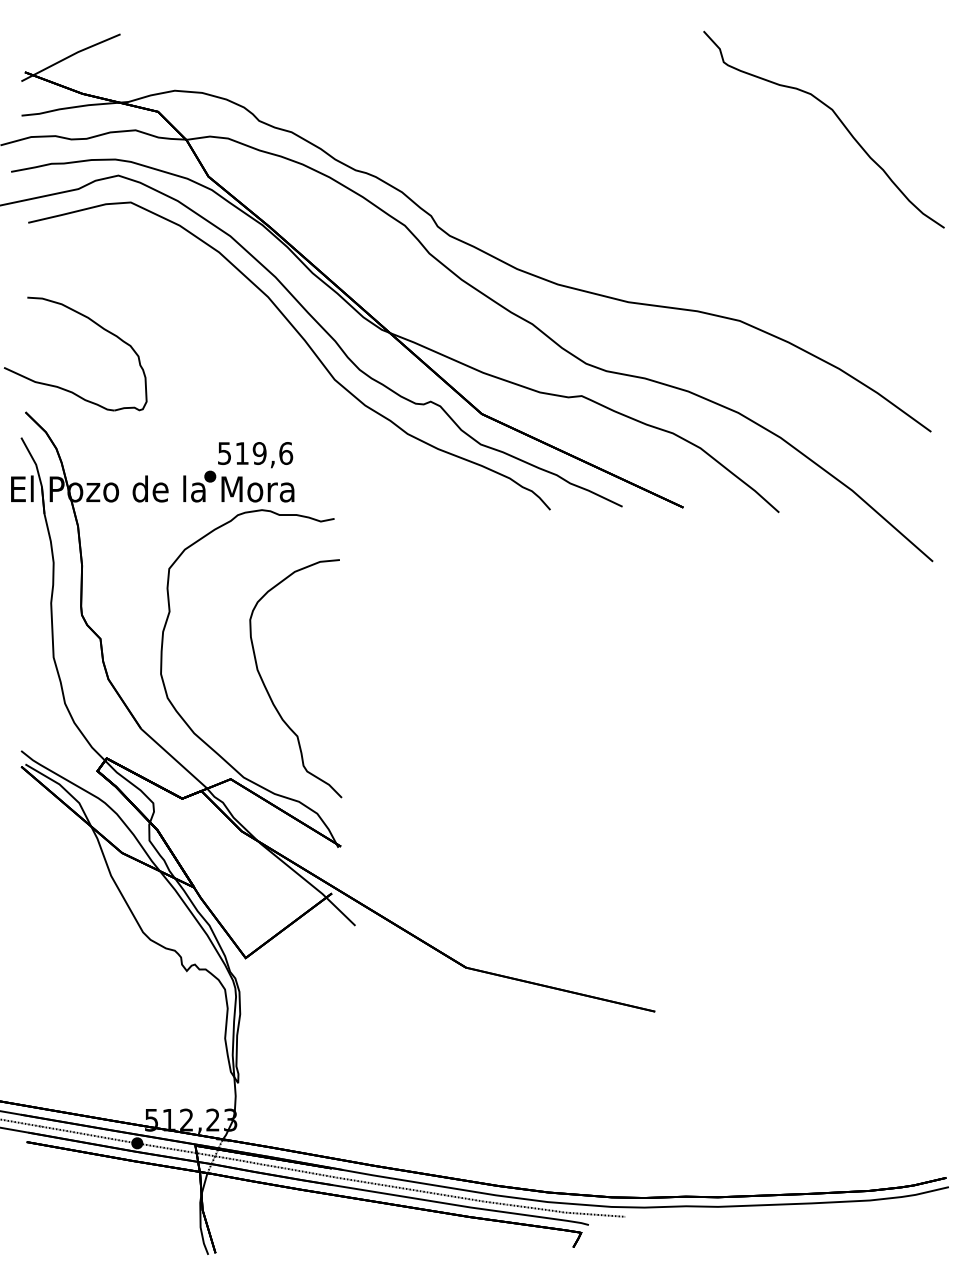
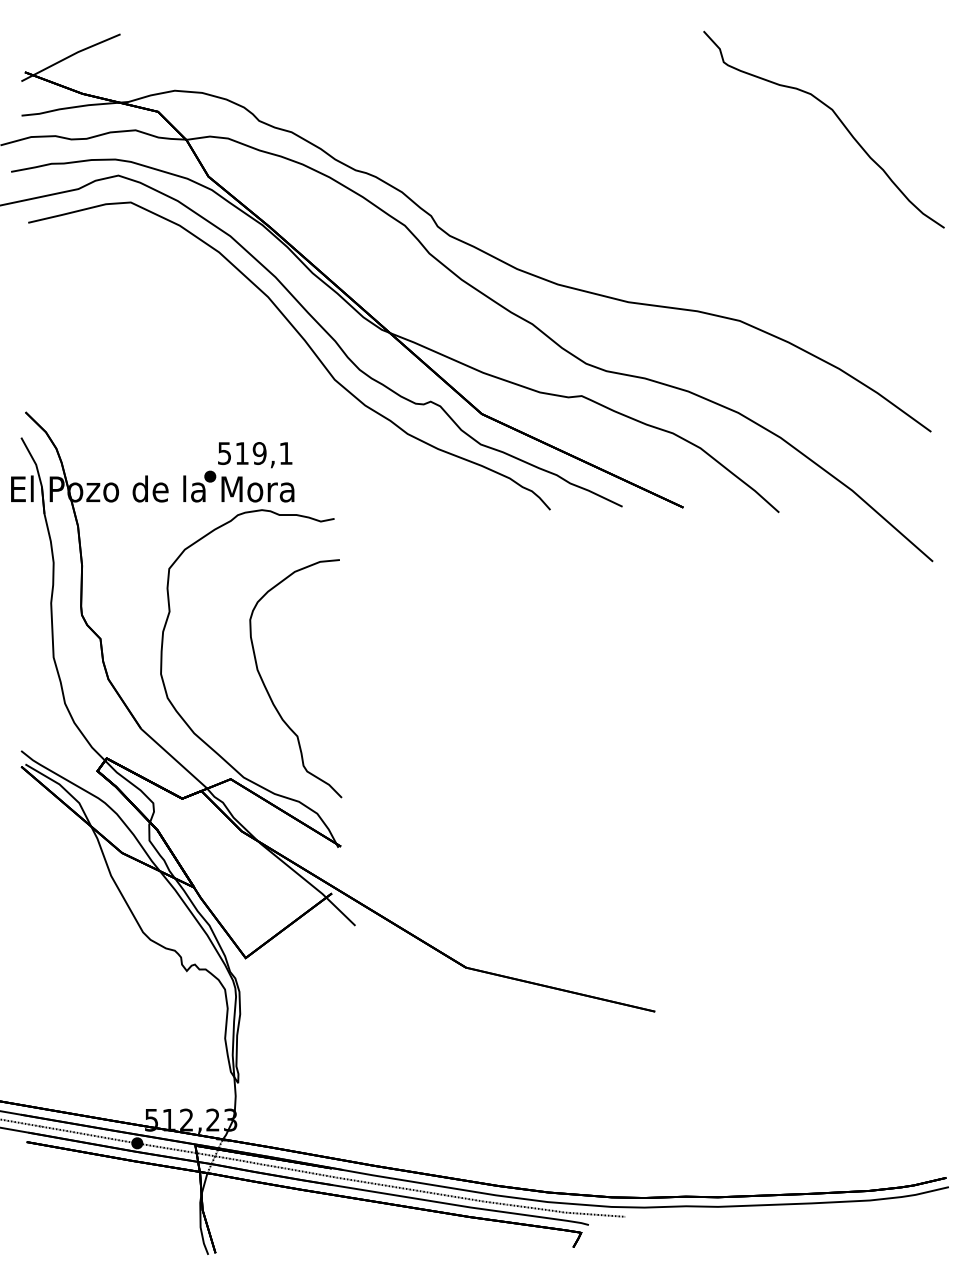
part: present -> none (95, 324)
text: 519,6 -> 519,1 (286, 453)
